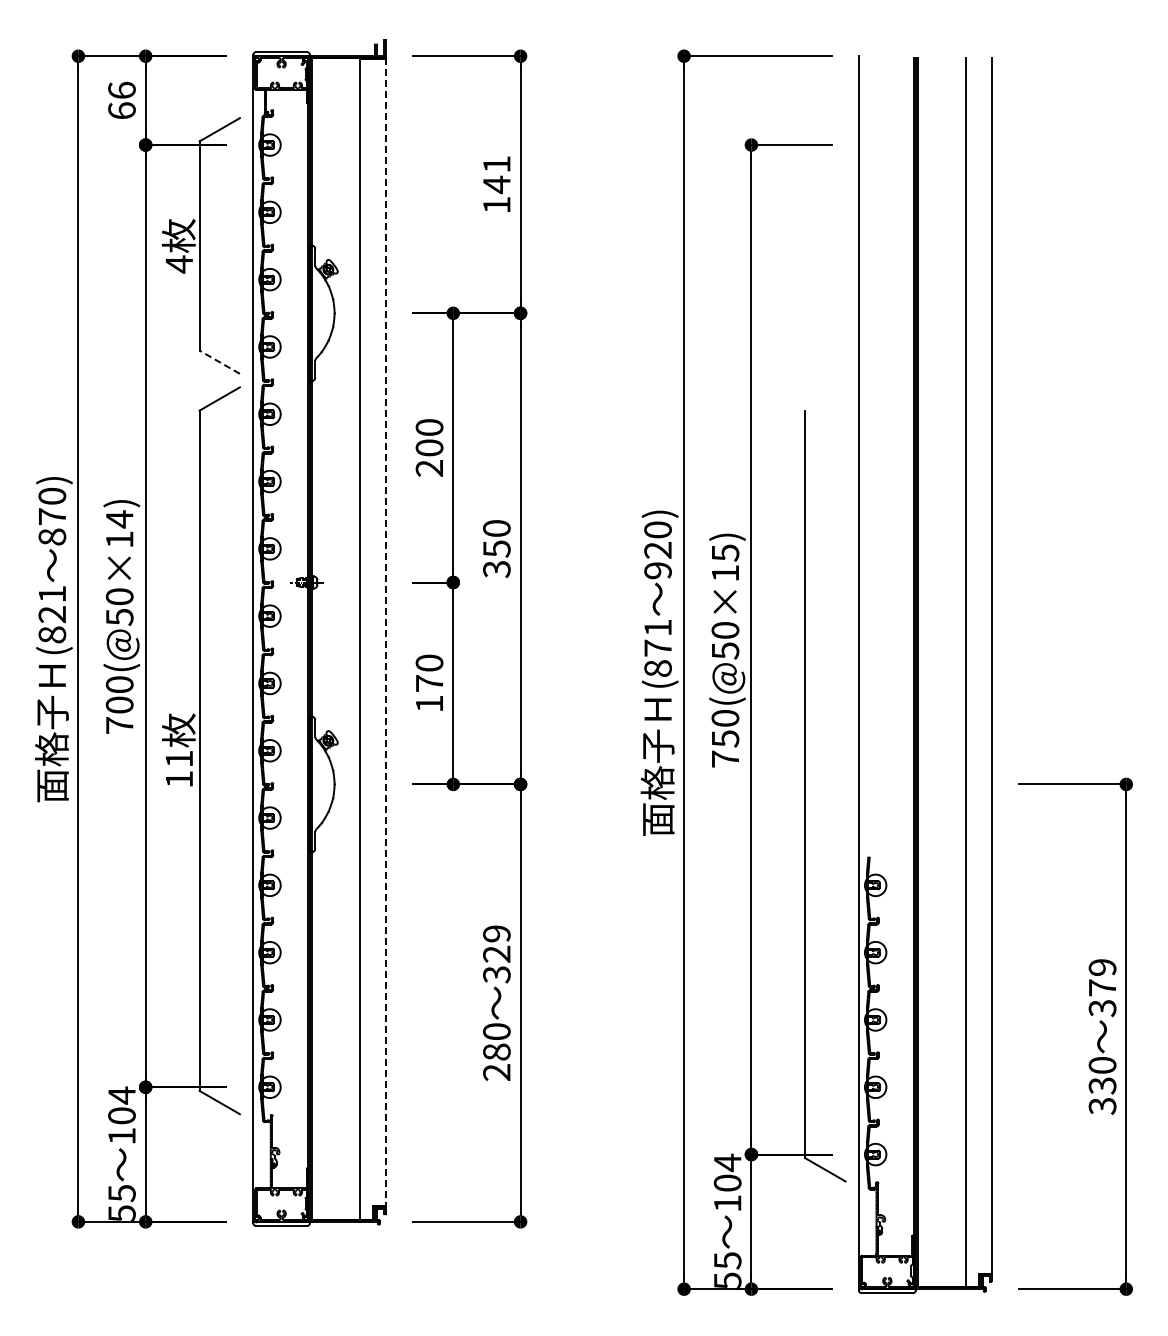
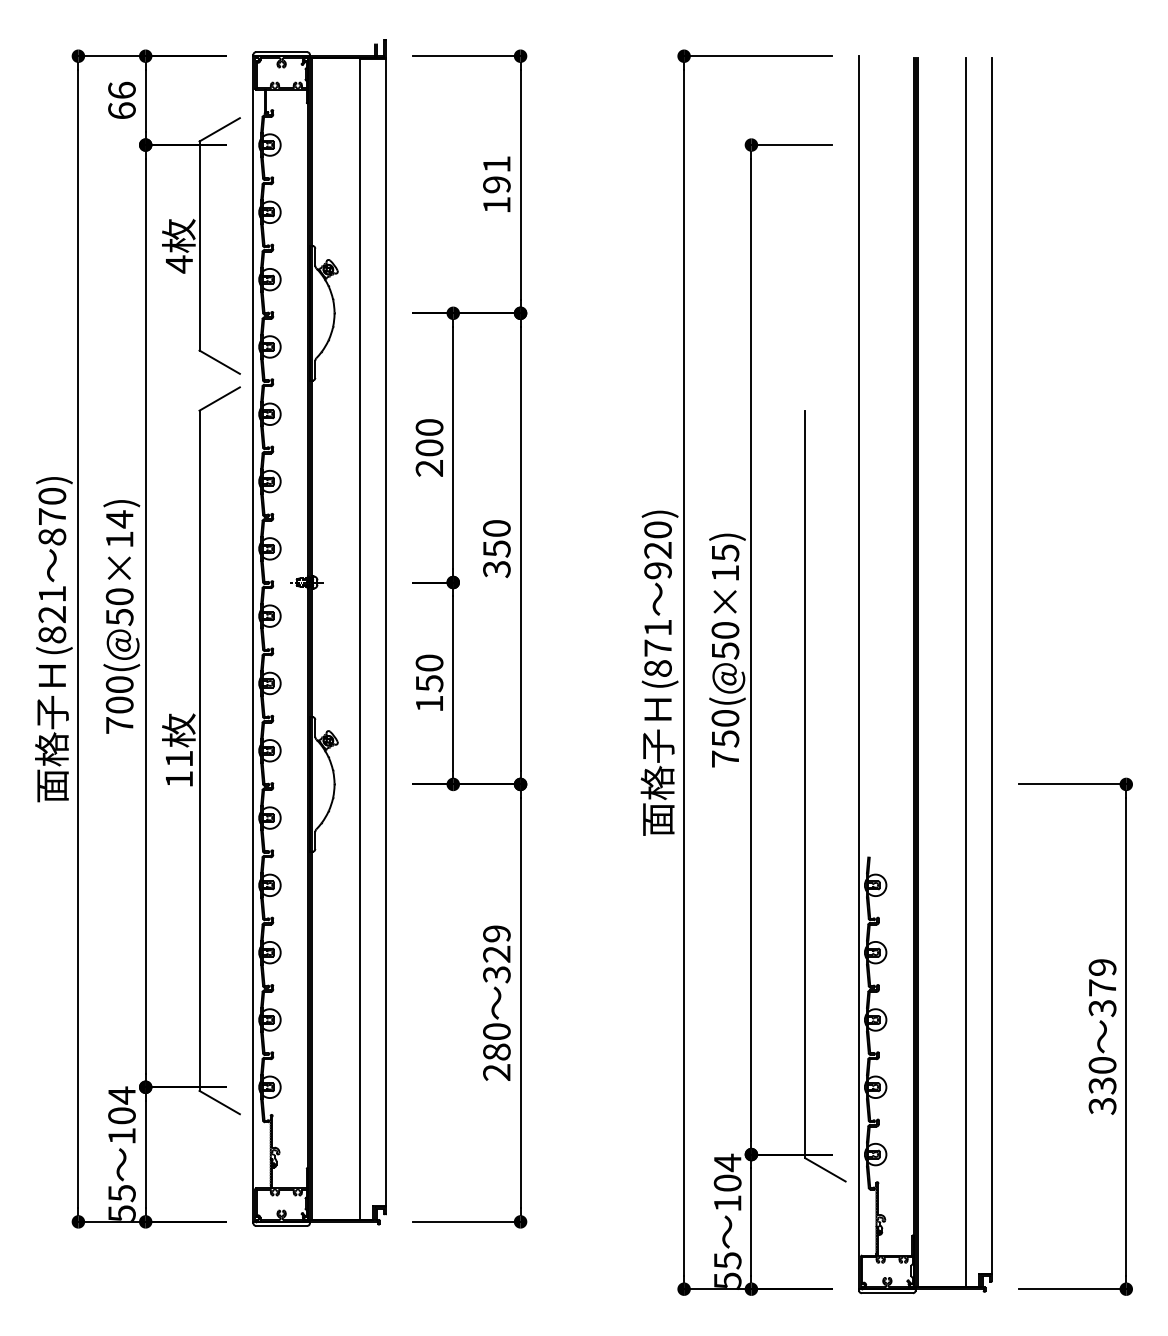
text: 141 -> 191 (496, 184)
line: dashed -> solid (219, 361)
line: dashed -> solid (385, 632)
text: 170 -> 150 (429, 683)
